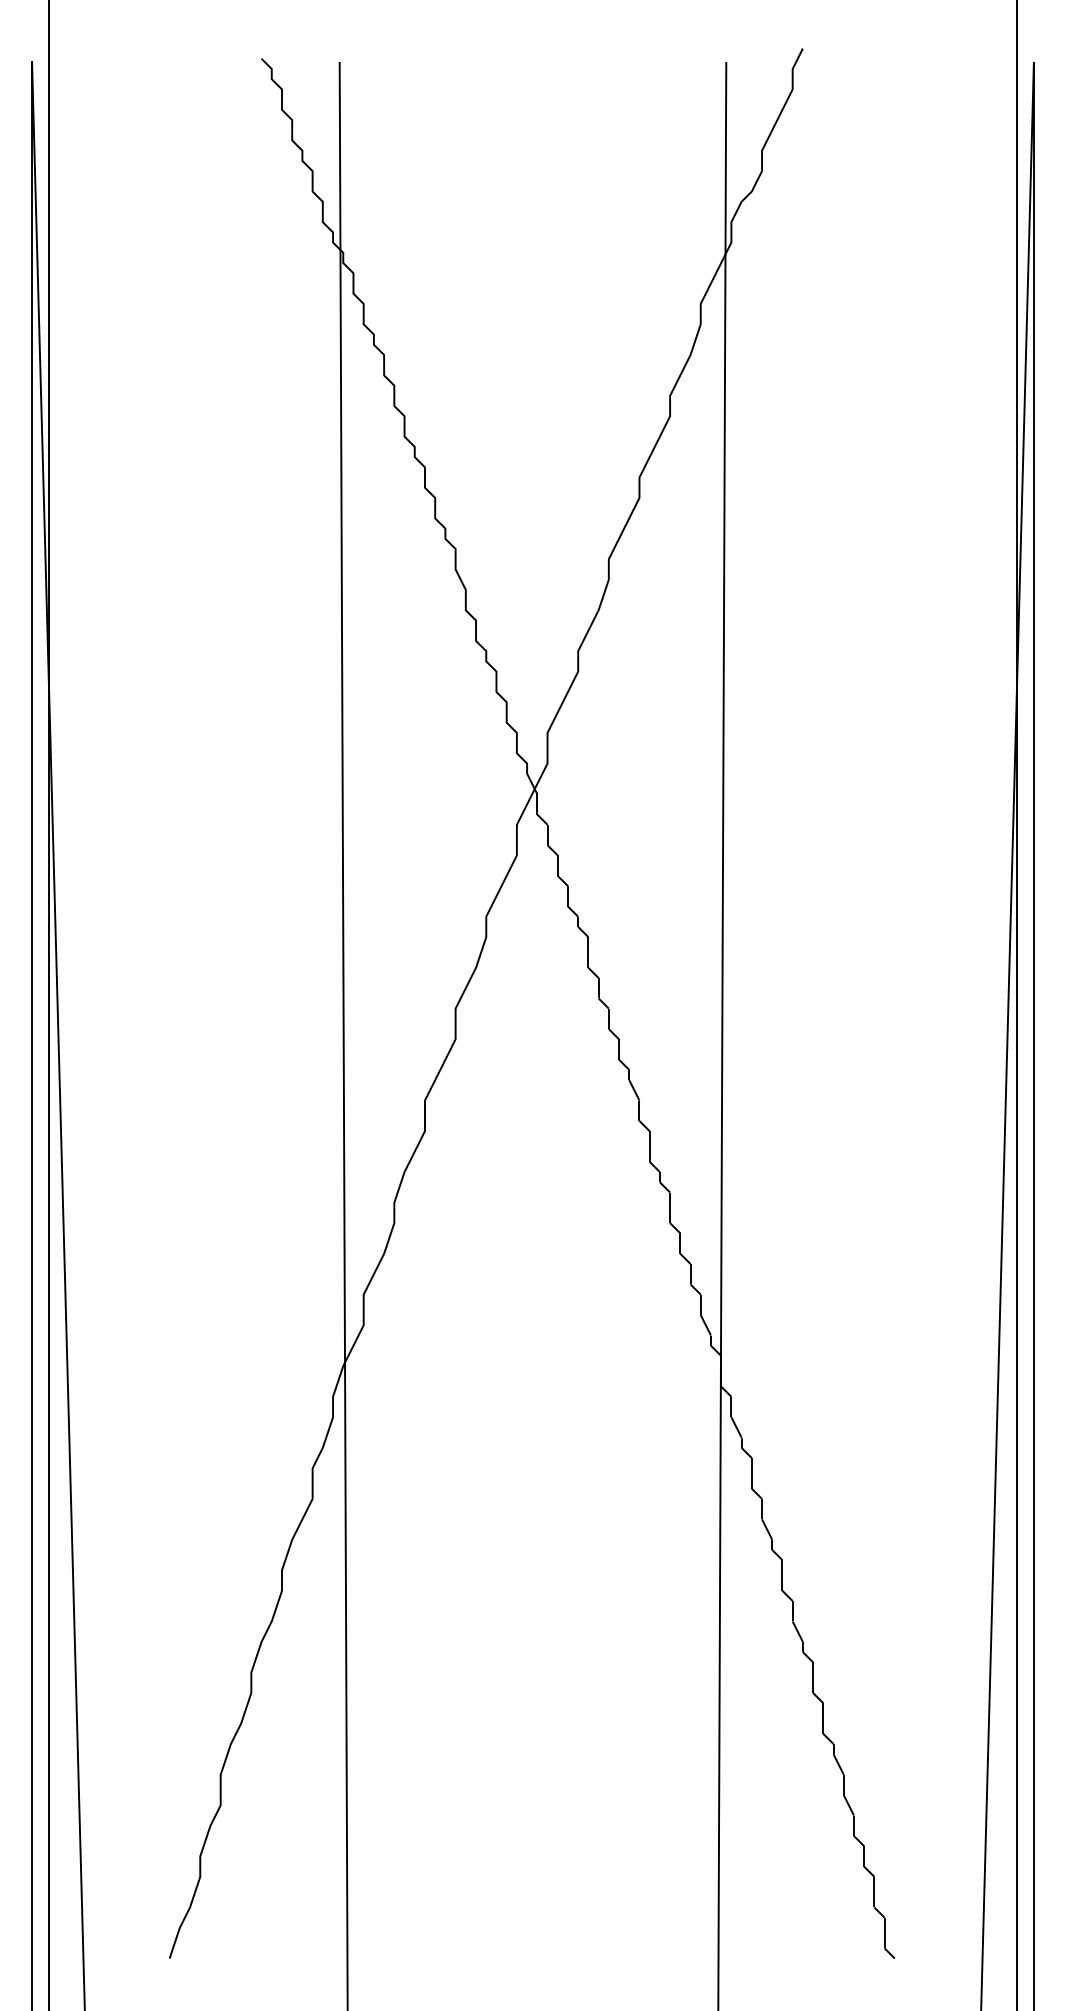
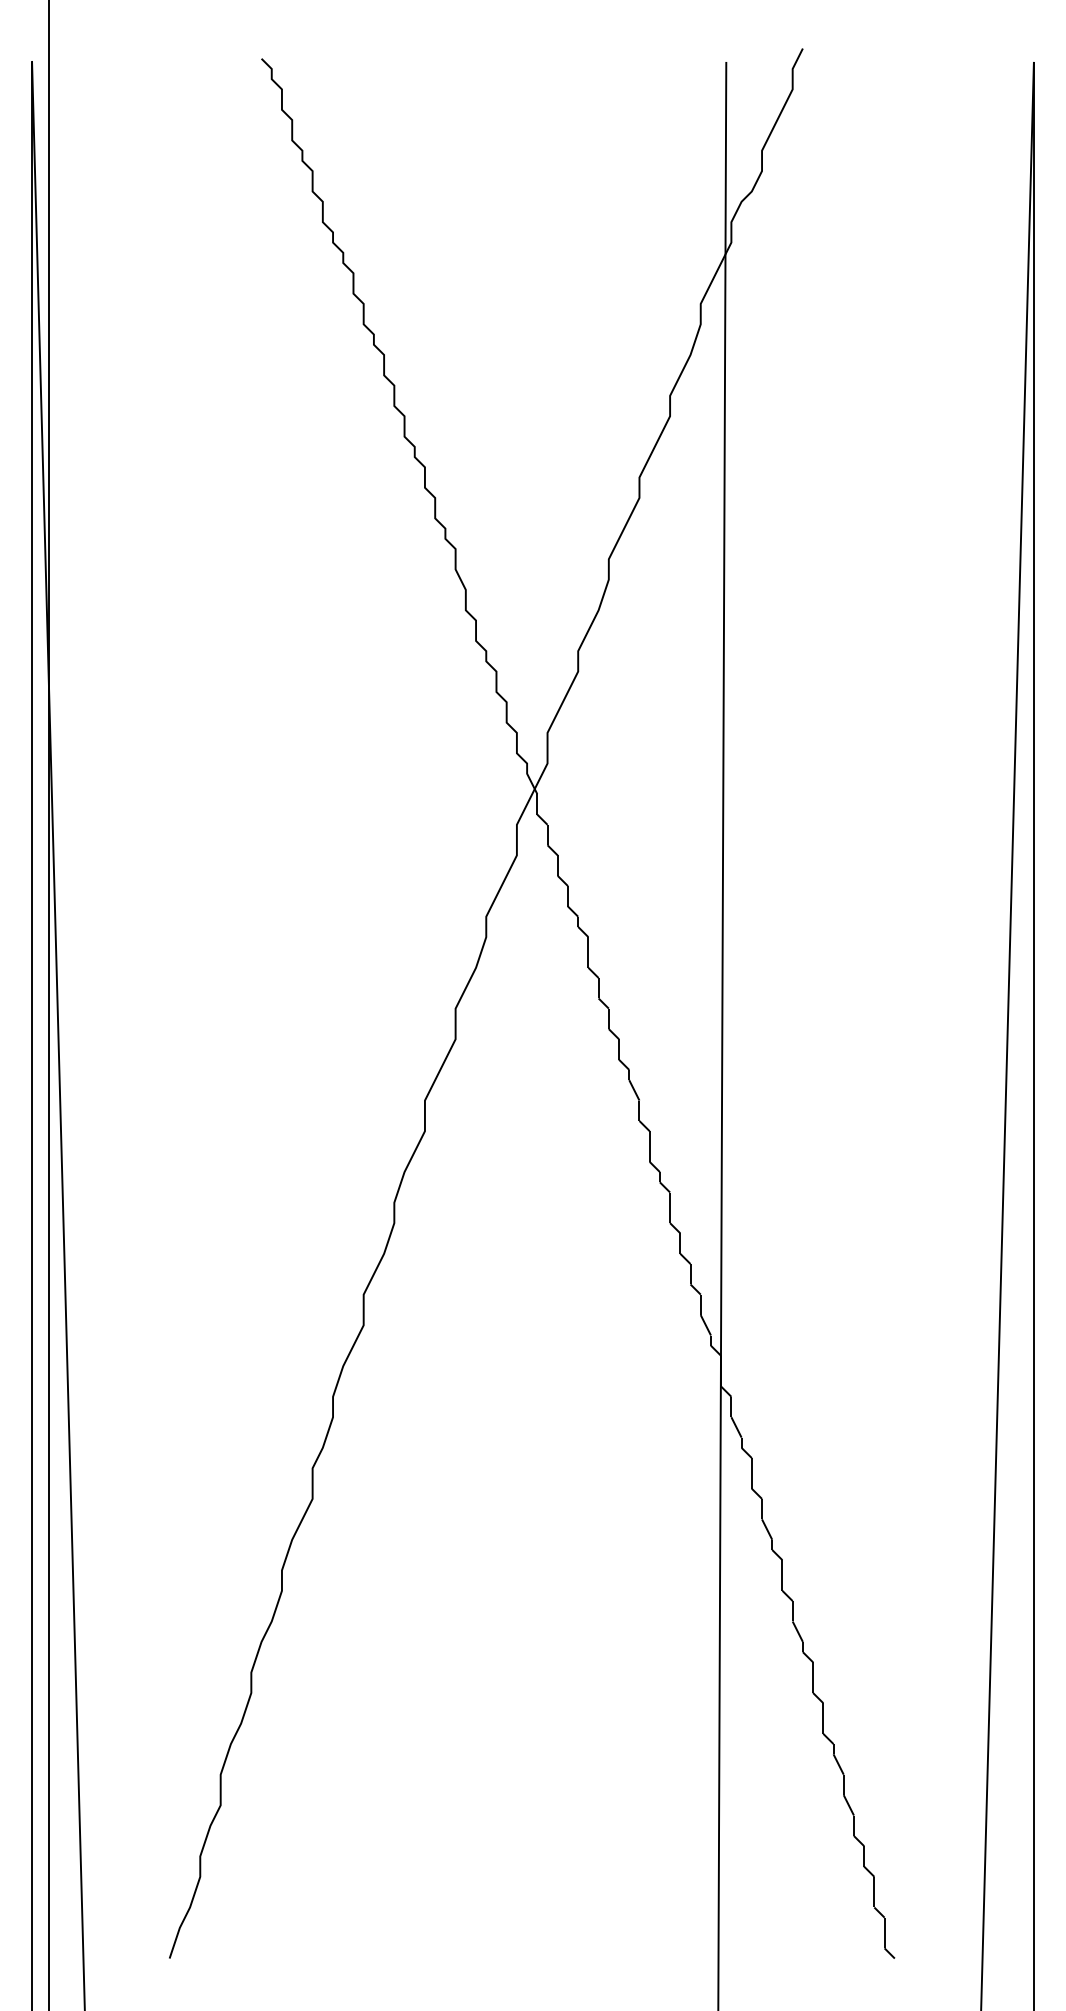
line: present -> none (1016, 1004)
line: present -> none (343, 1034)
